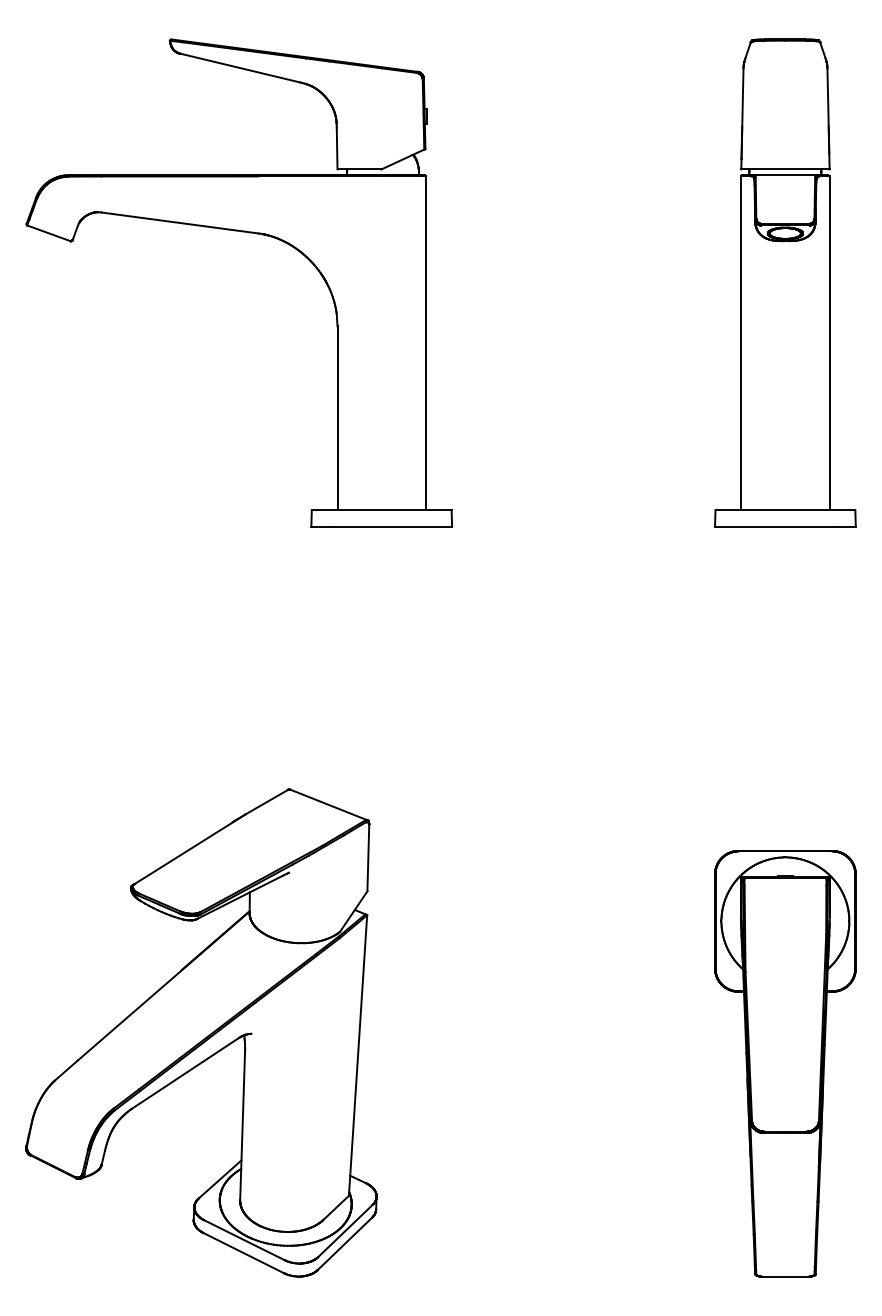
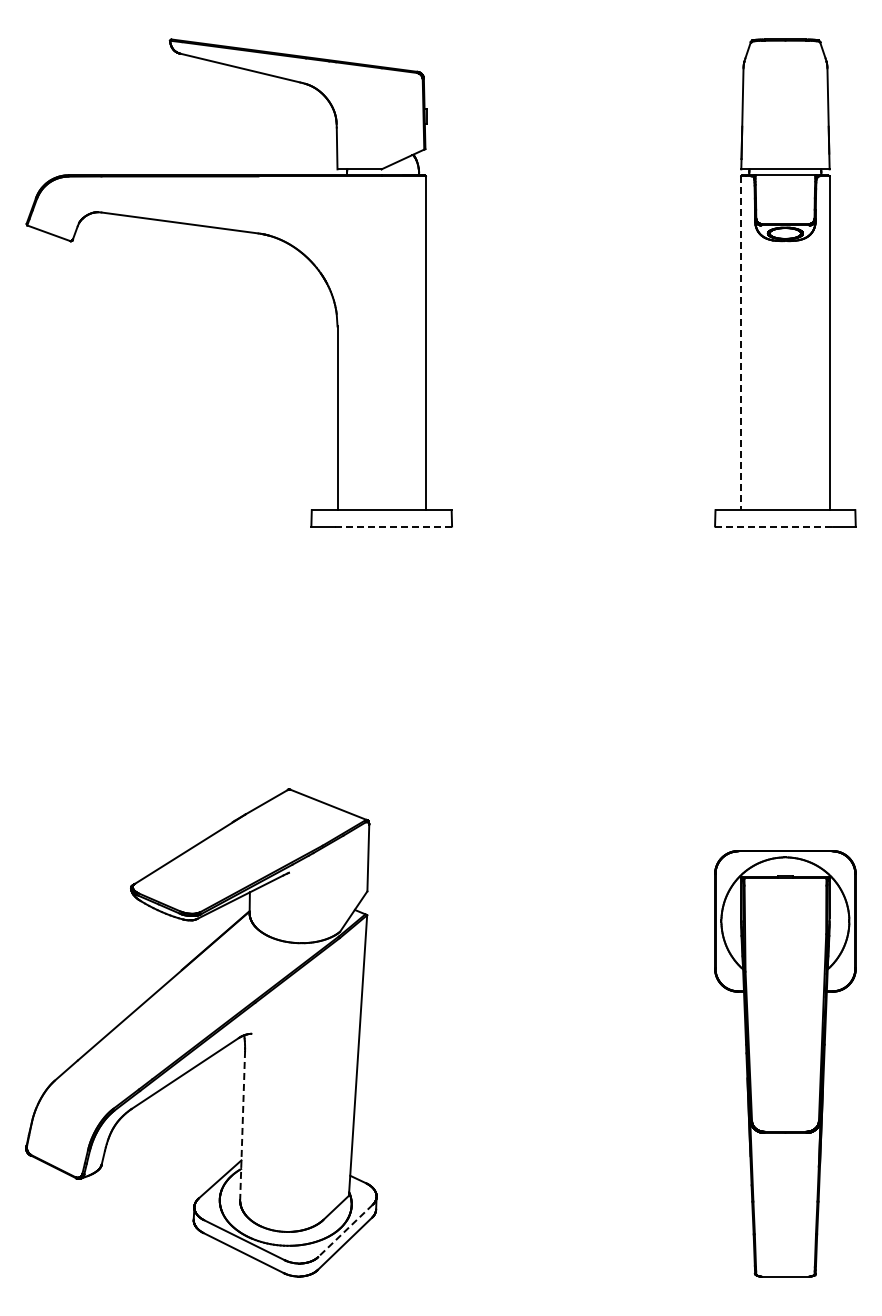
line: solid -> dashed (741, 343)
line: solid -> dashed (393, 526)
line: solid -> dashed (773, 526)
line: solid -> dashed (242, 1125)
line: solid -> dashed (345, 1230)
